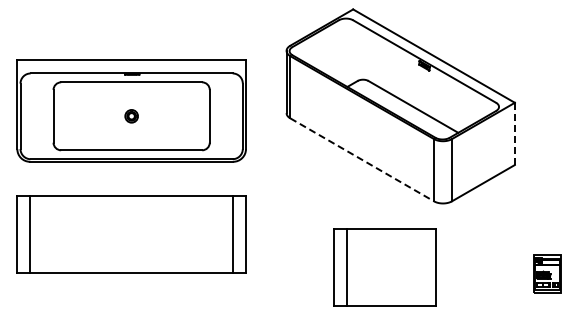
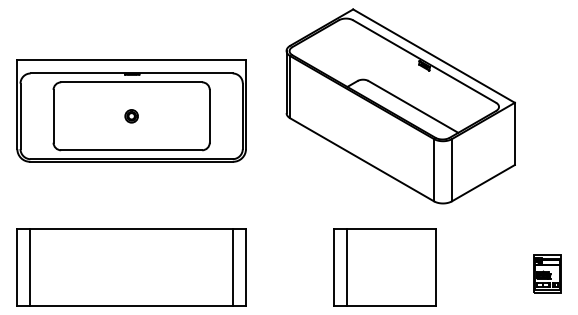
line: dashed -> solid (514, 133)
line: dashed -> solid (362, 159)
part position: (131, 234) -> (131, 267) (131, 267)
